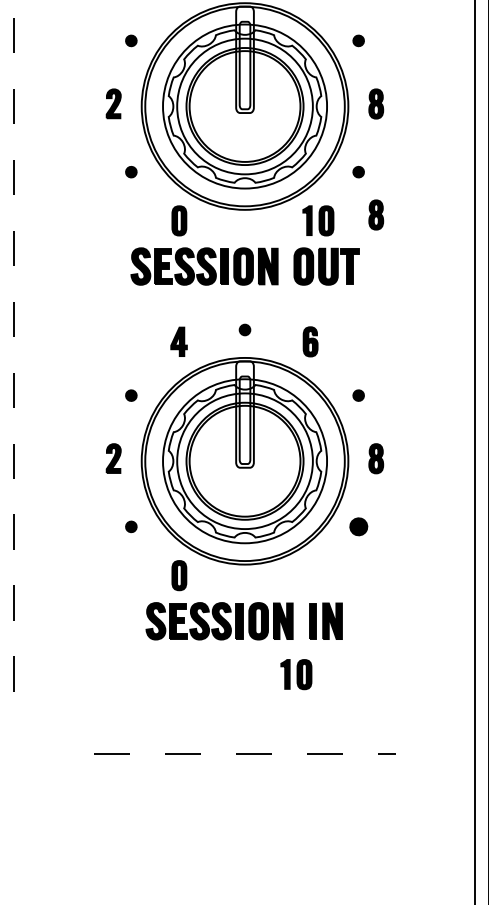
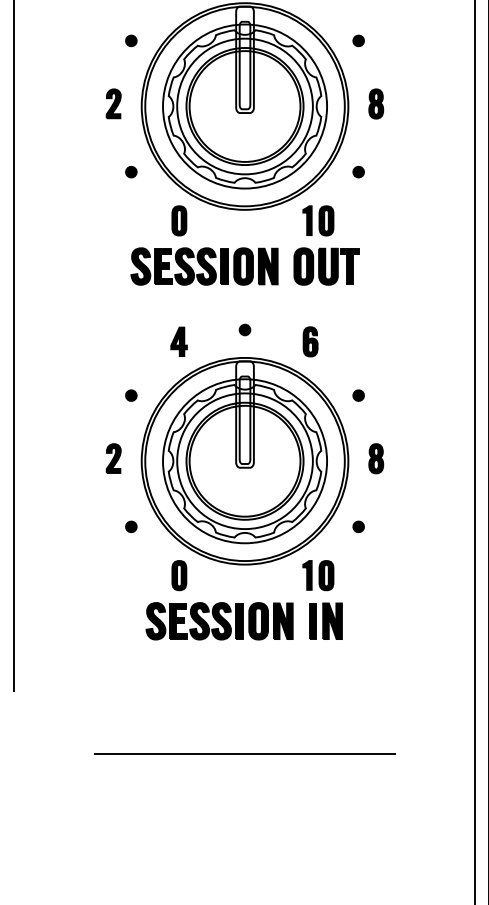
part: present -> none (376, 214)
line: dashed -> solid (14, 345)
part size: 20x20 px -> 13x14 px (358, 526)
part position: (296, 674) -> (318, 575) (318, 575)
line: dashed -> solid (245, 753)
